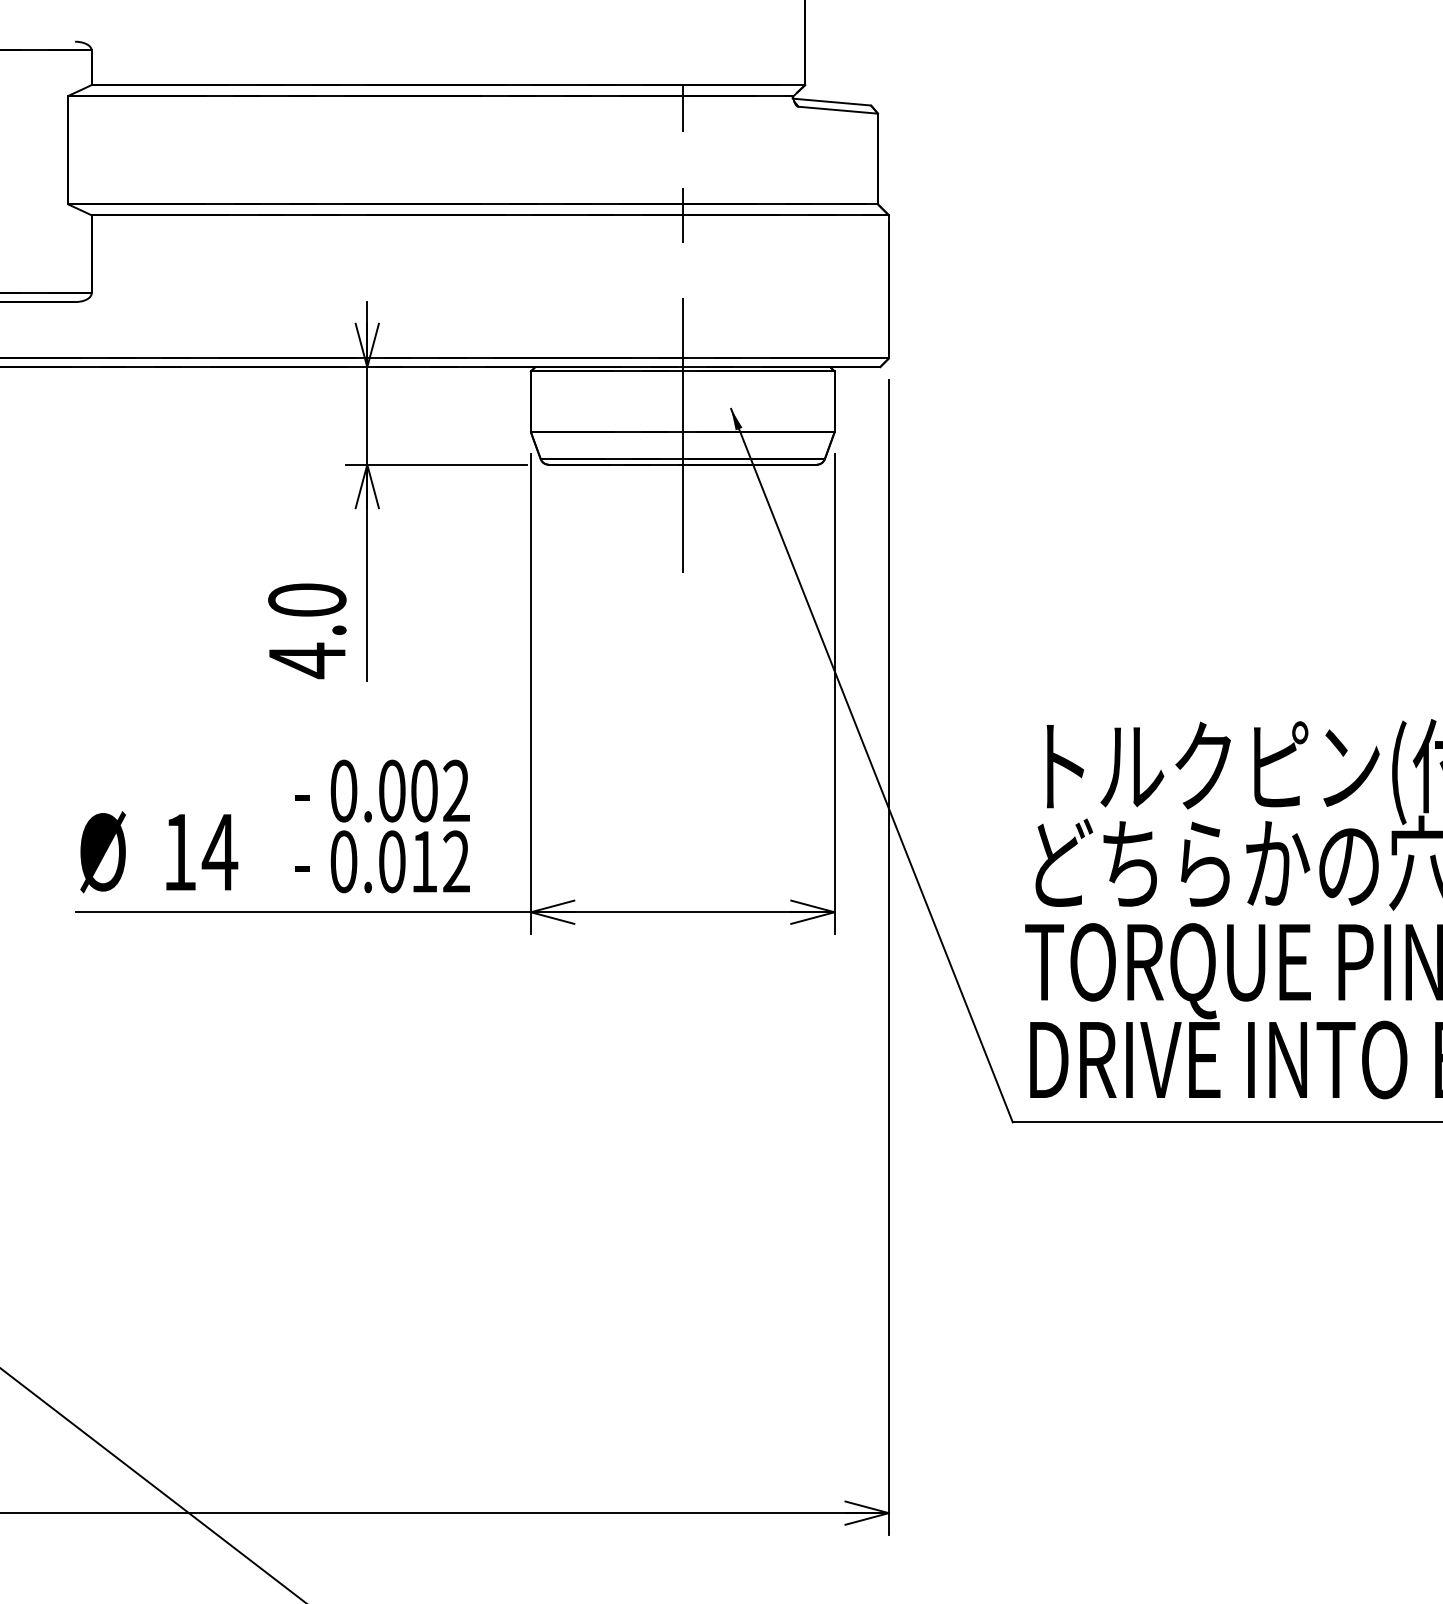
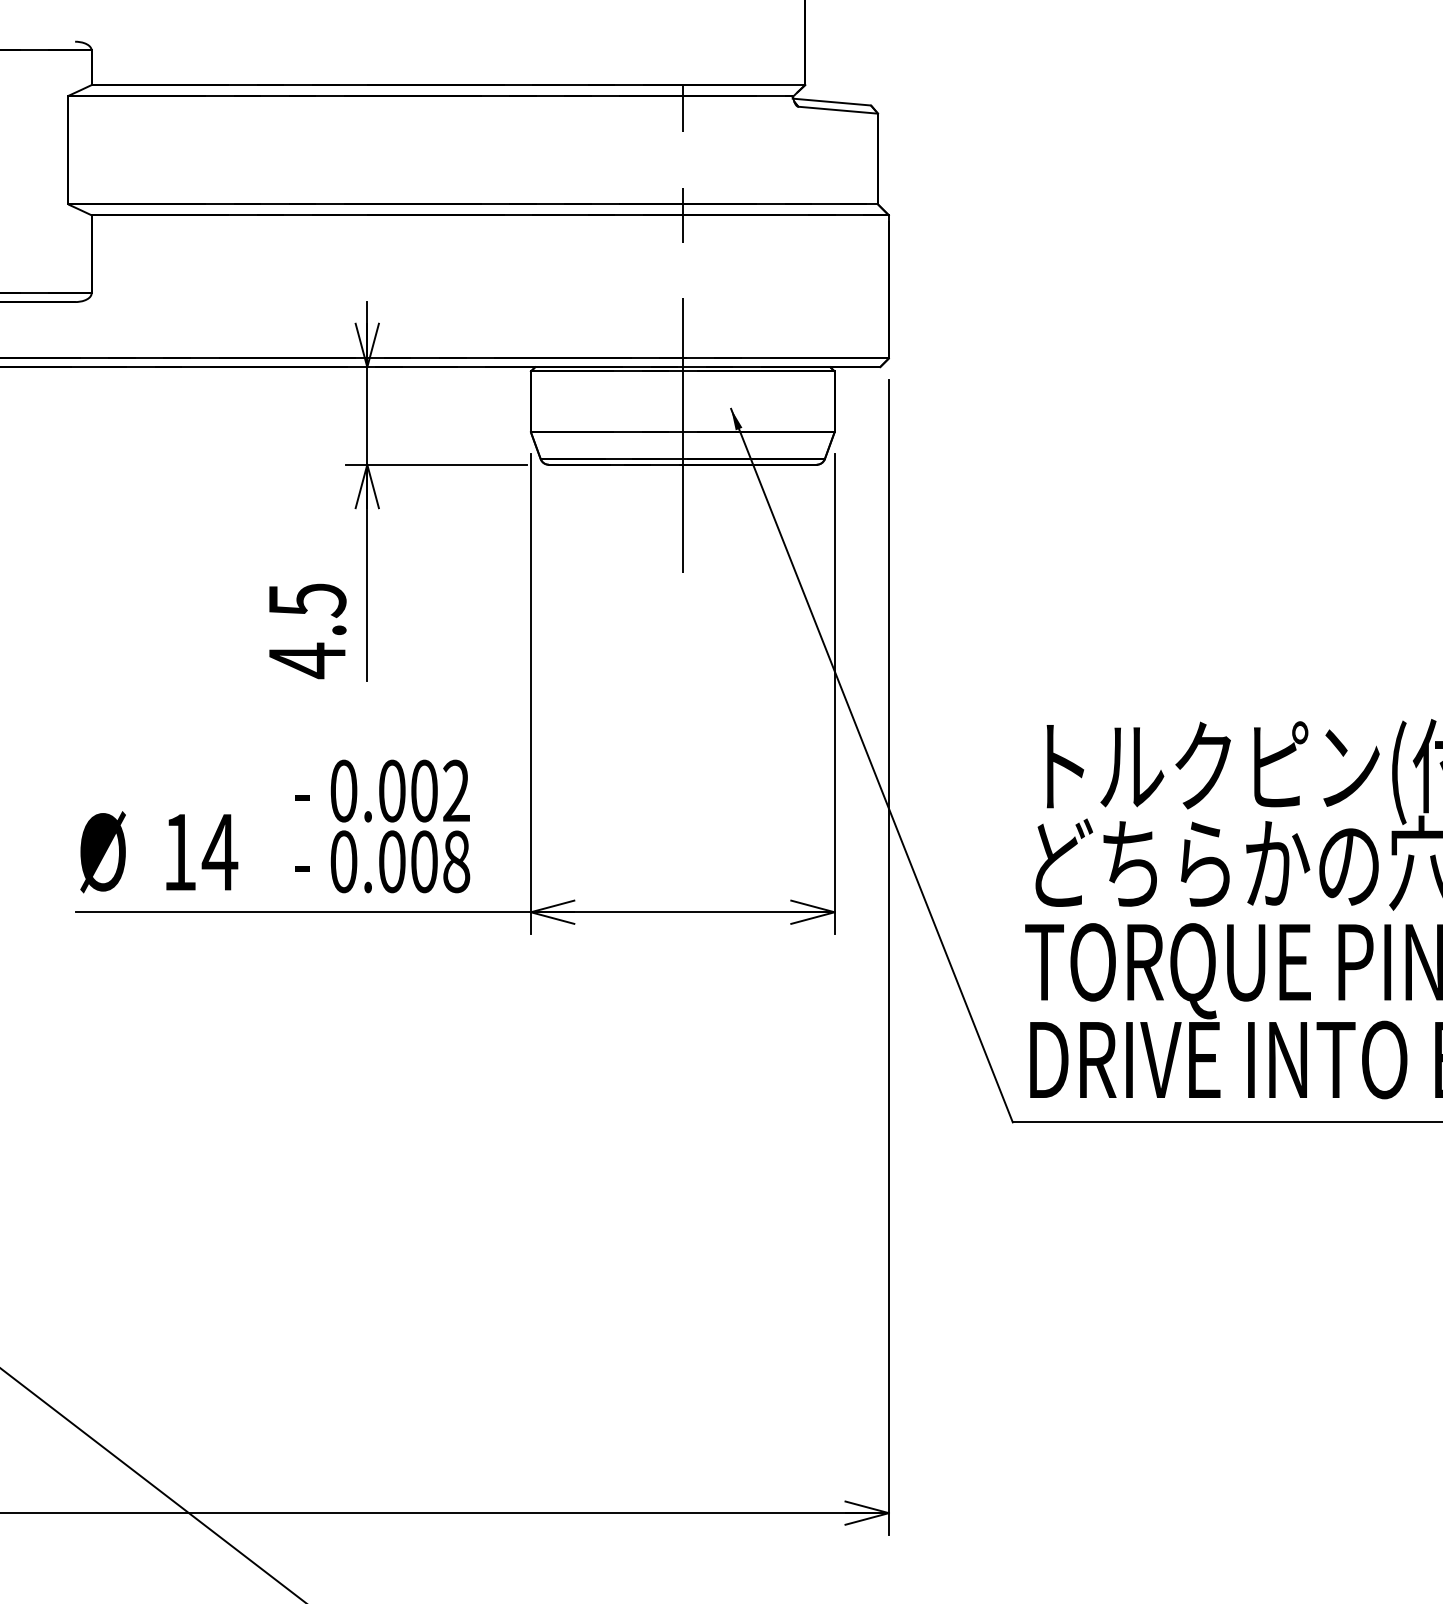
text: 4.0 -> 4.5 (307, 600)
text: 0.012 -> 0.008 (440, 861)
